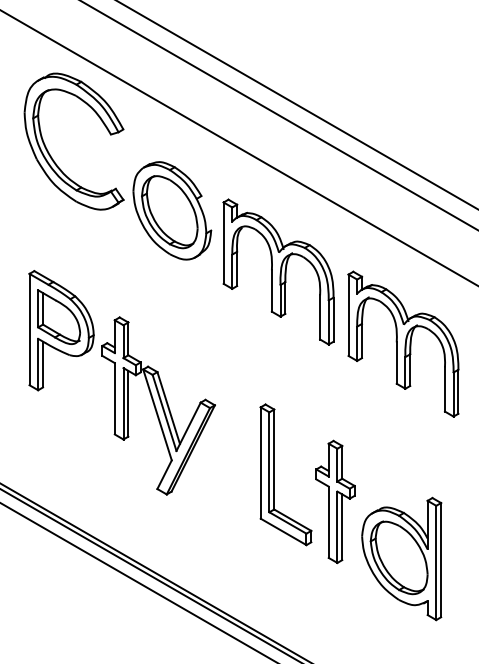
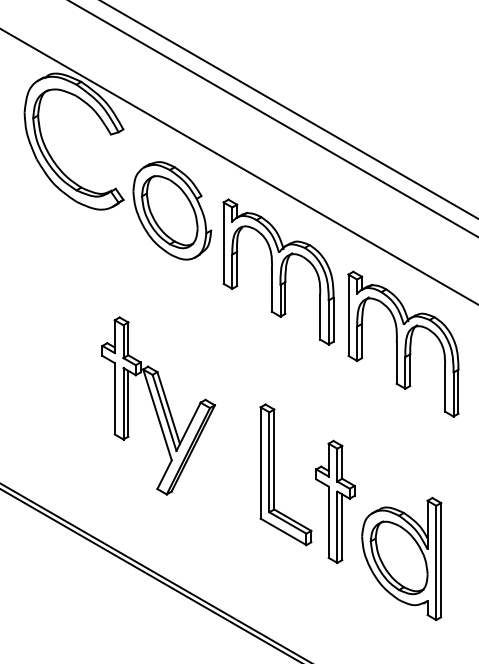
line position: (297, 104) -> (289, 109) (289, 109)
line position: (278, 115) -> (273, 118) (273, 118)
line position: (238, 147) -> (238, 166) (238, 166)
part: present -> none (61, 330)
line: present -> none (138, 582)
